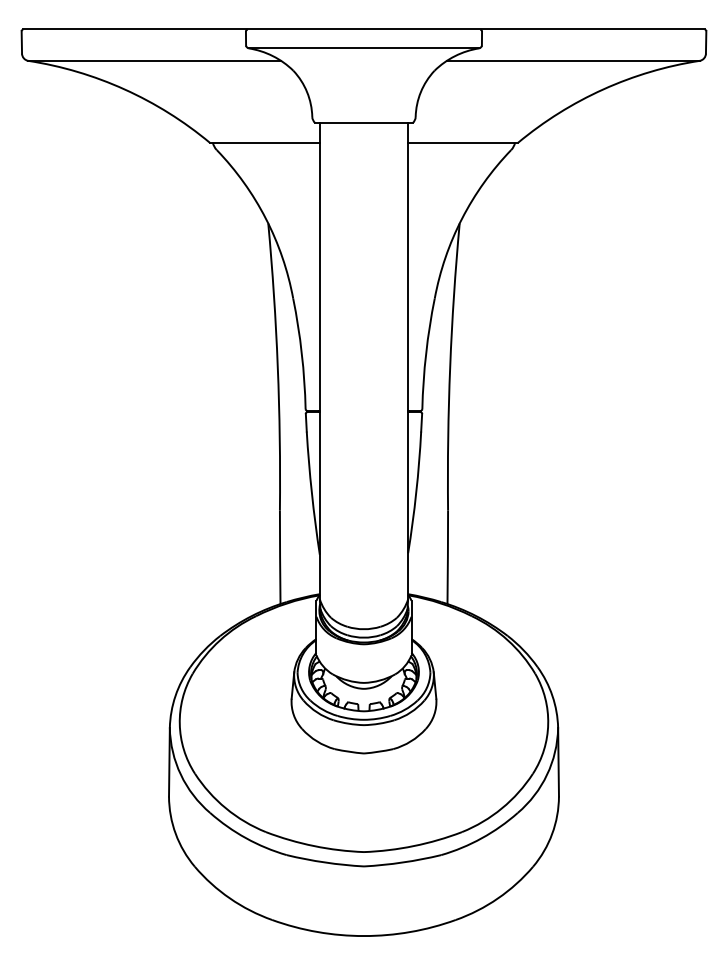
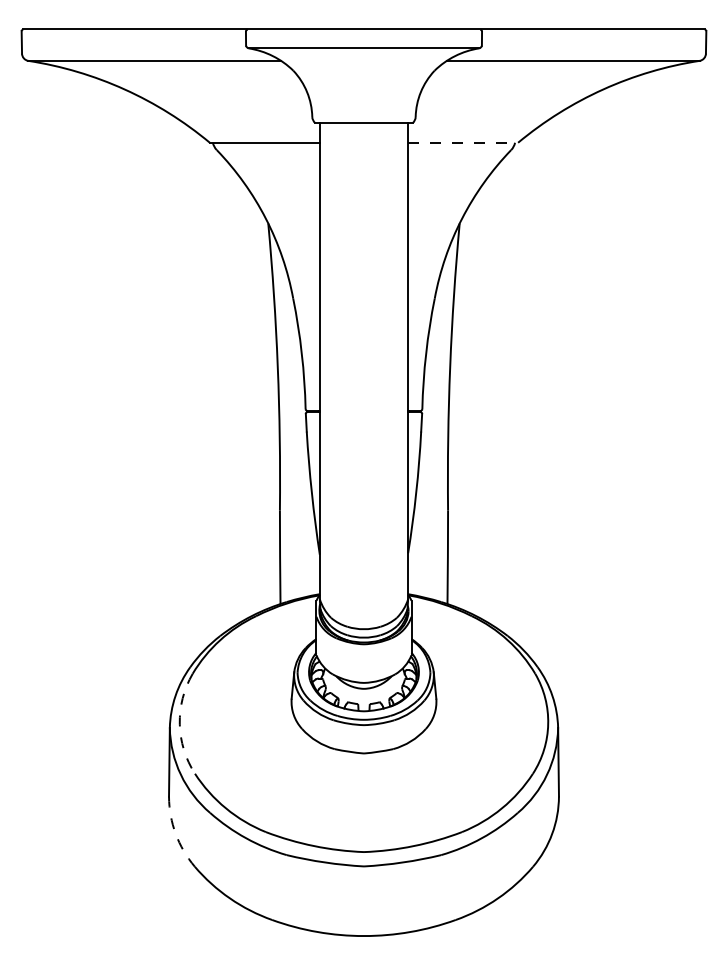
line: solid -> dashed (463, 142)
arc: solid -> dashed (179, 724)
arc: solid -> dashed (175, 833)
